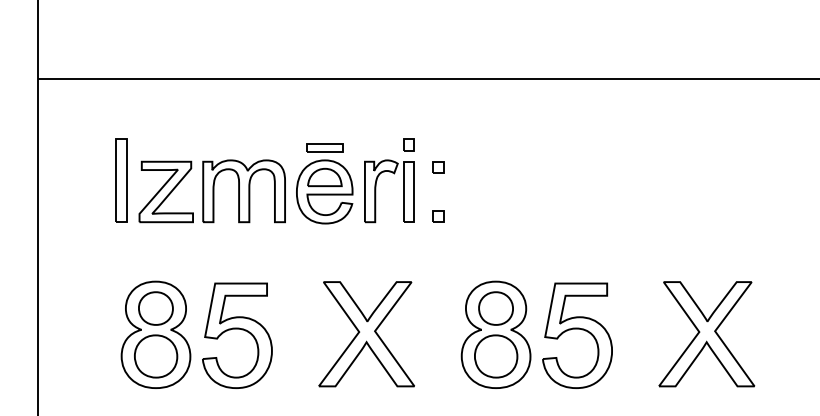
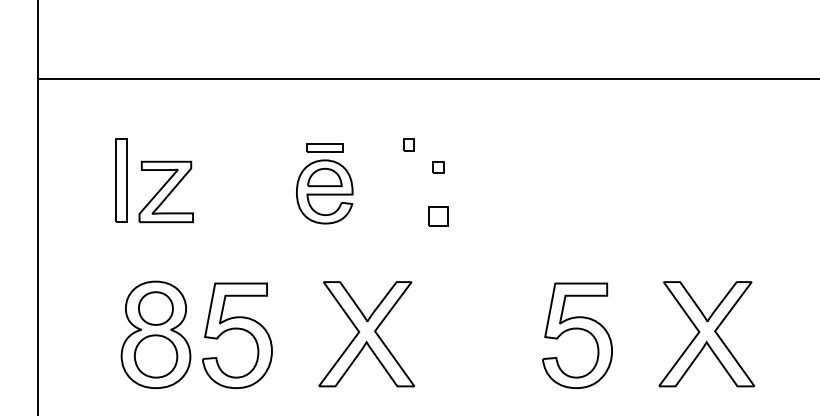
part: present -> none (243, 191)
part: present -> none (376, 191)
part size: 13x13 px -> 21x21 px (438, 216)
part: present -> none (495, 334)
